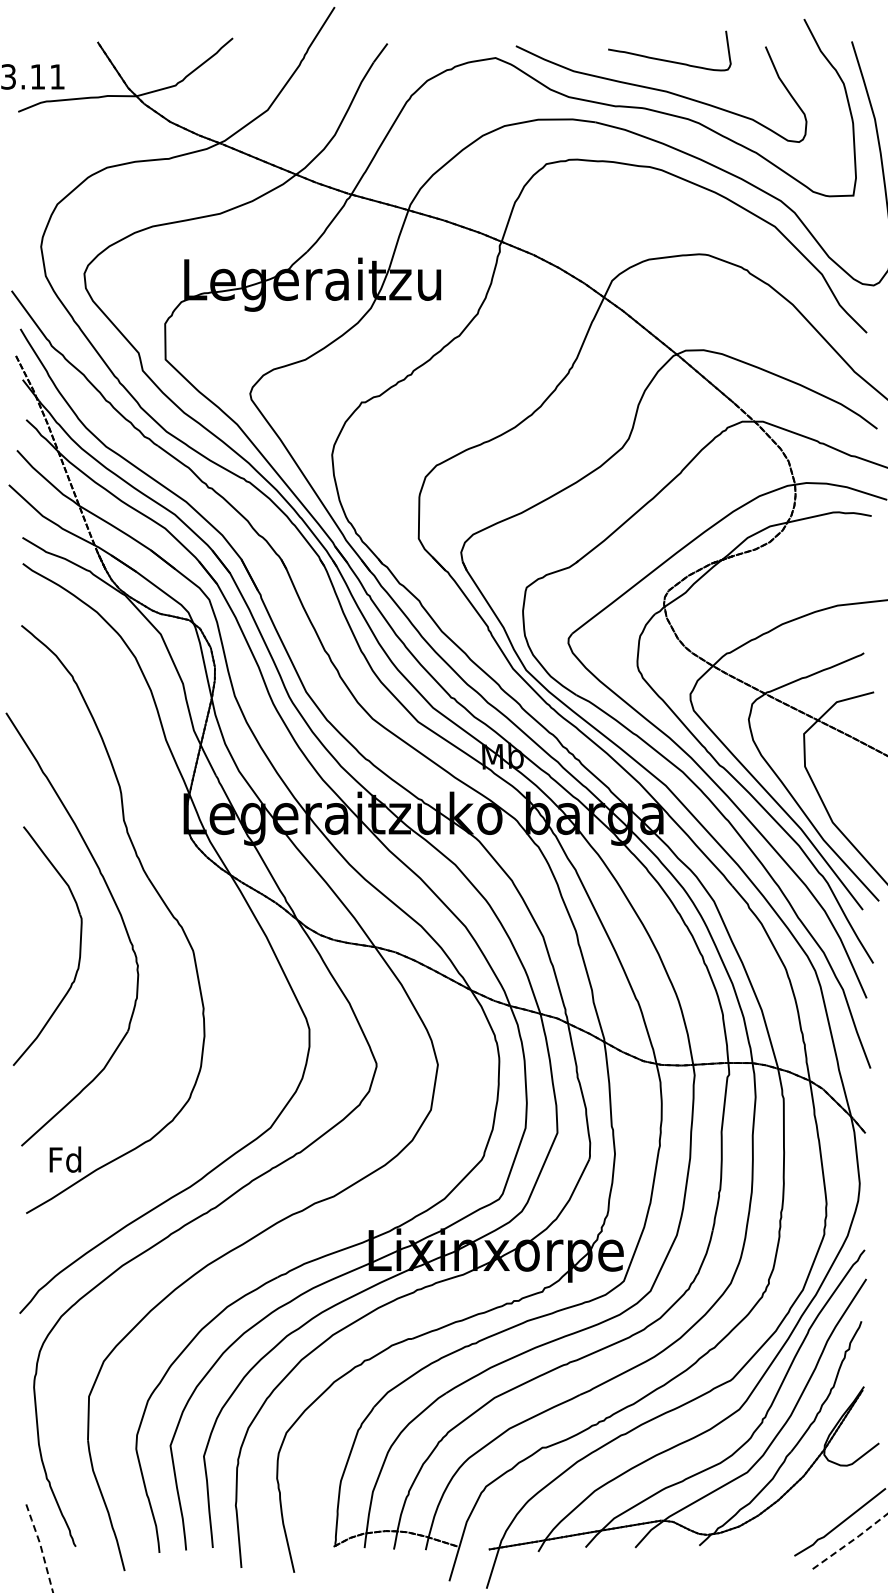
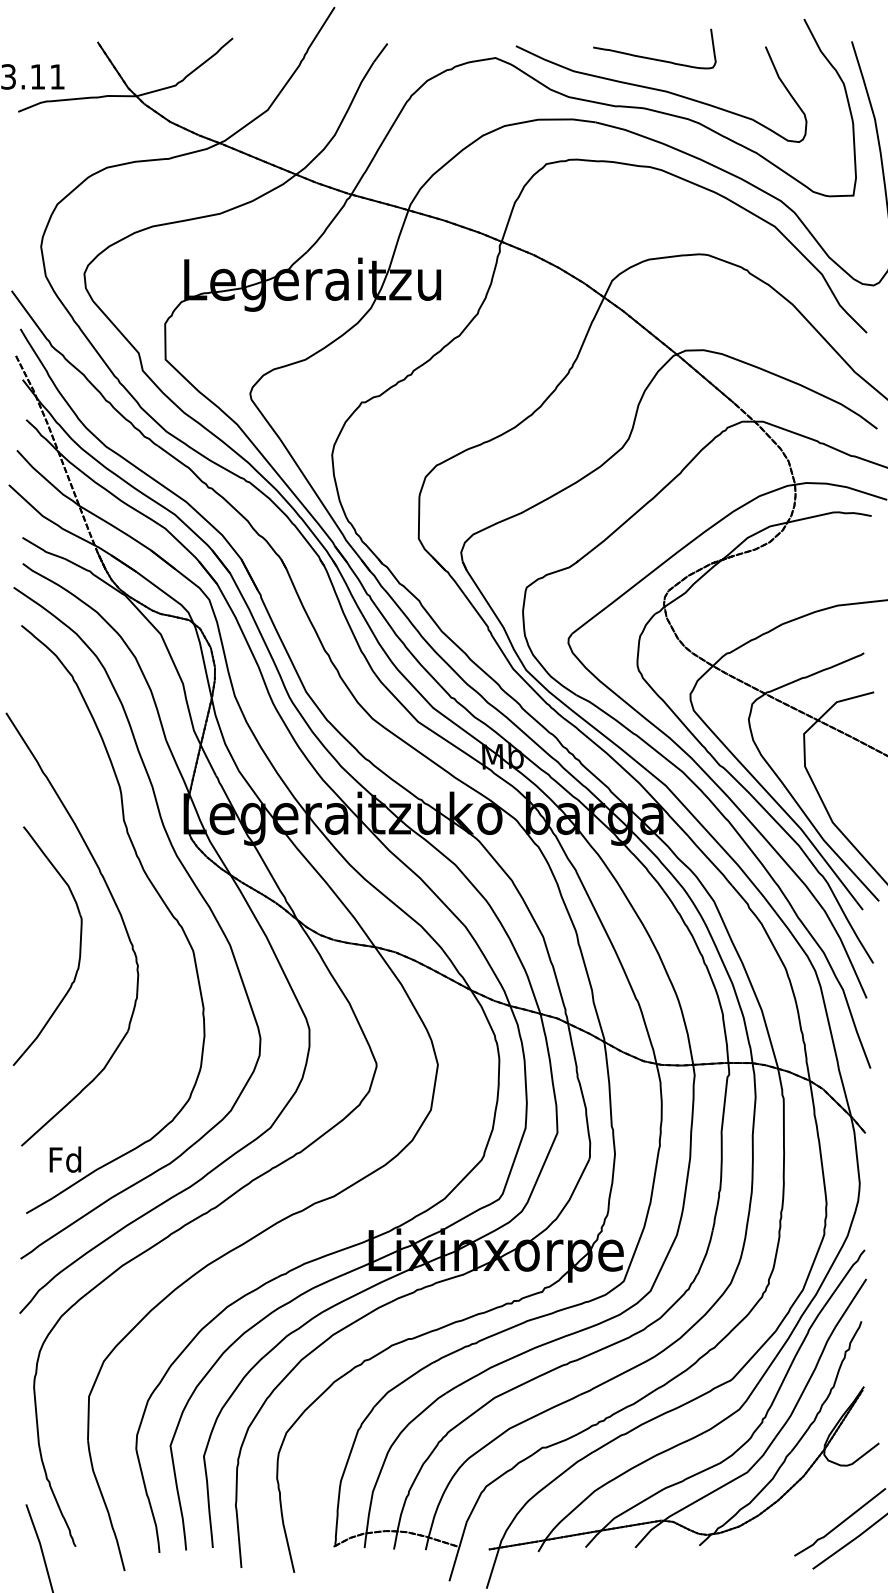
curve position: (665, 59) -> (650, 57) (650, 57)
curve: none -> present (194, 886)
line: dashed -> solid (851, 1541)
line: dashed -> solid (40, 1546)
